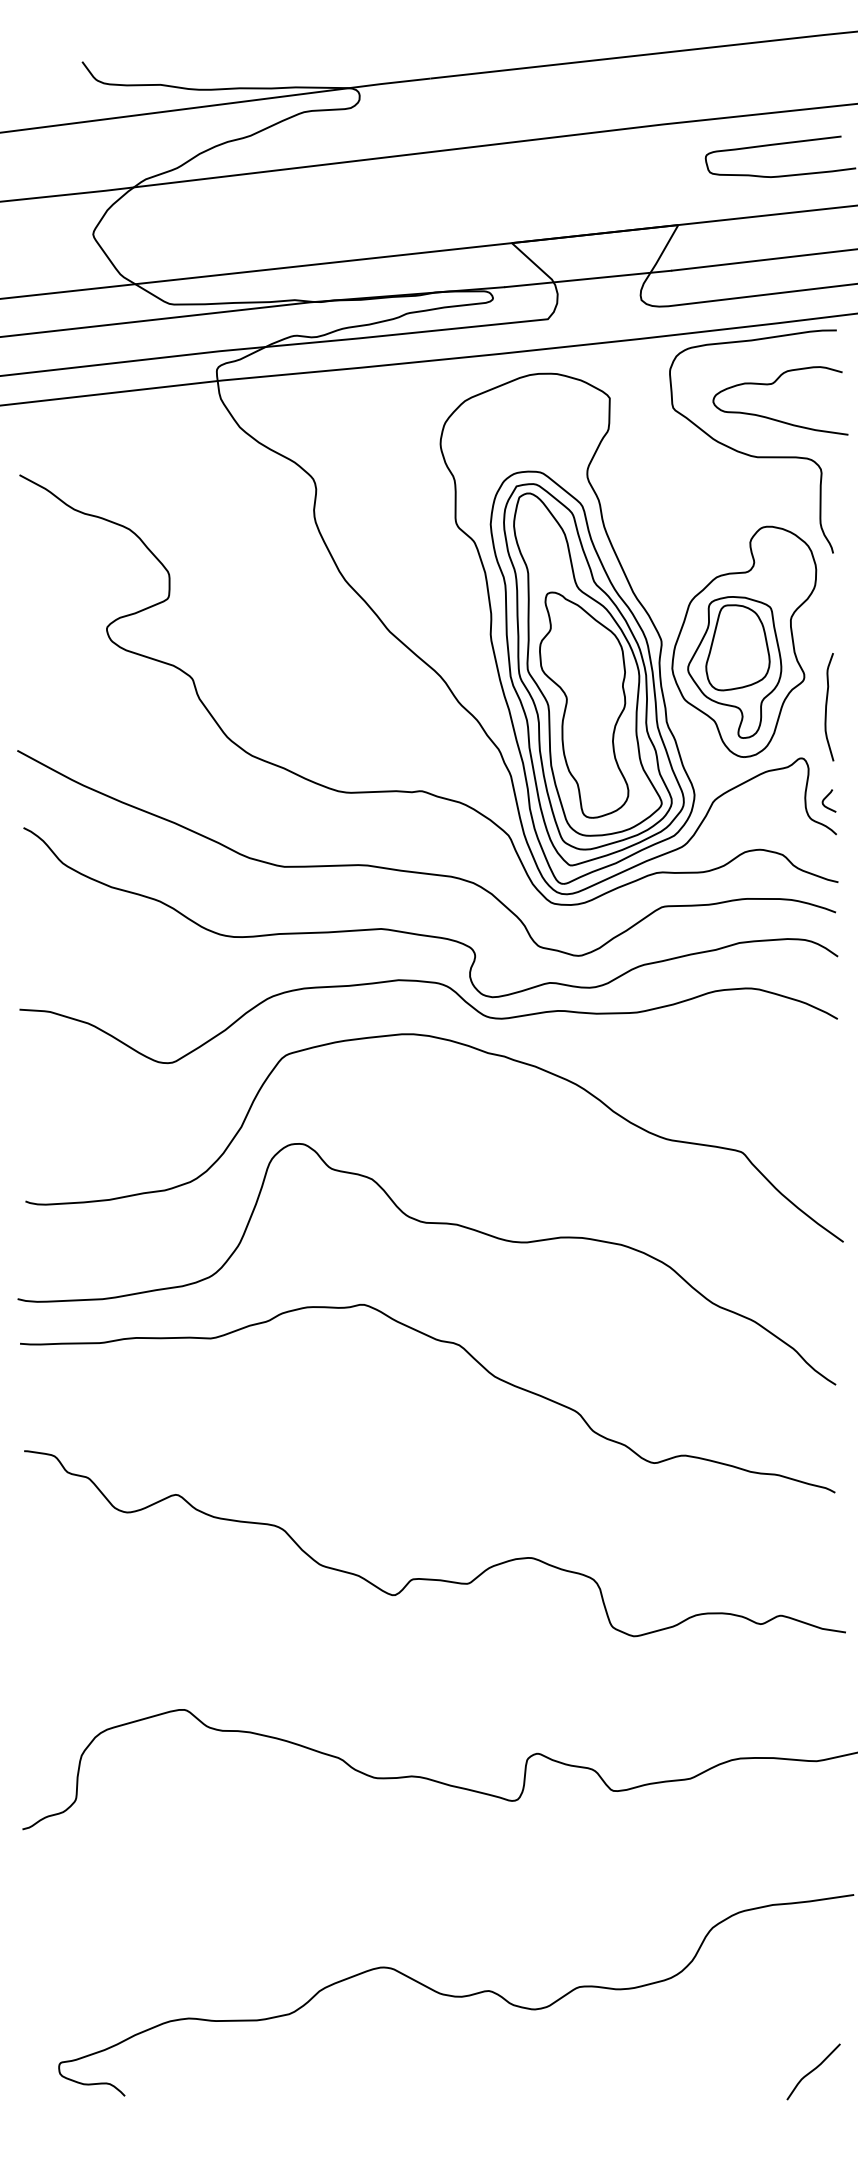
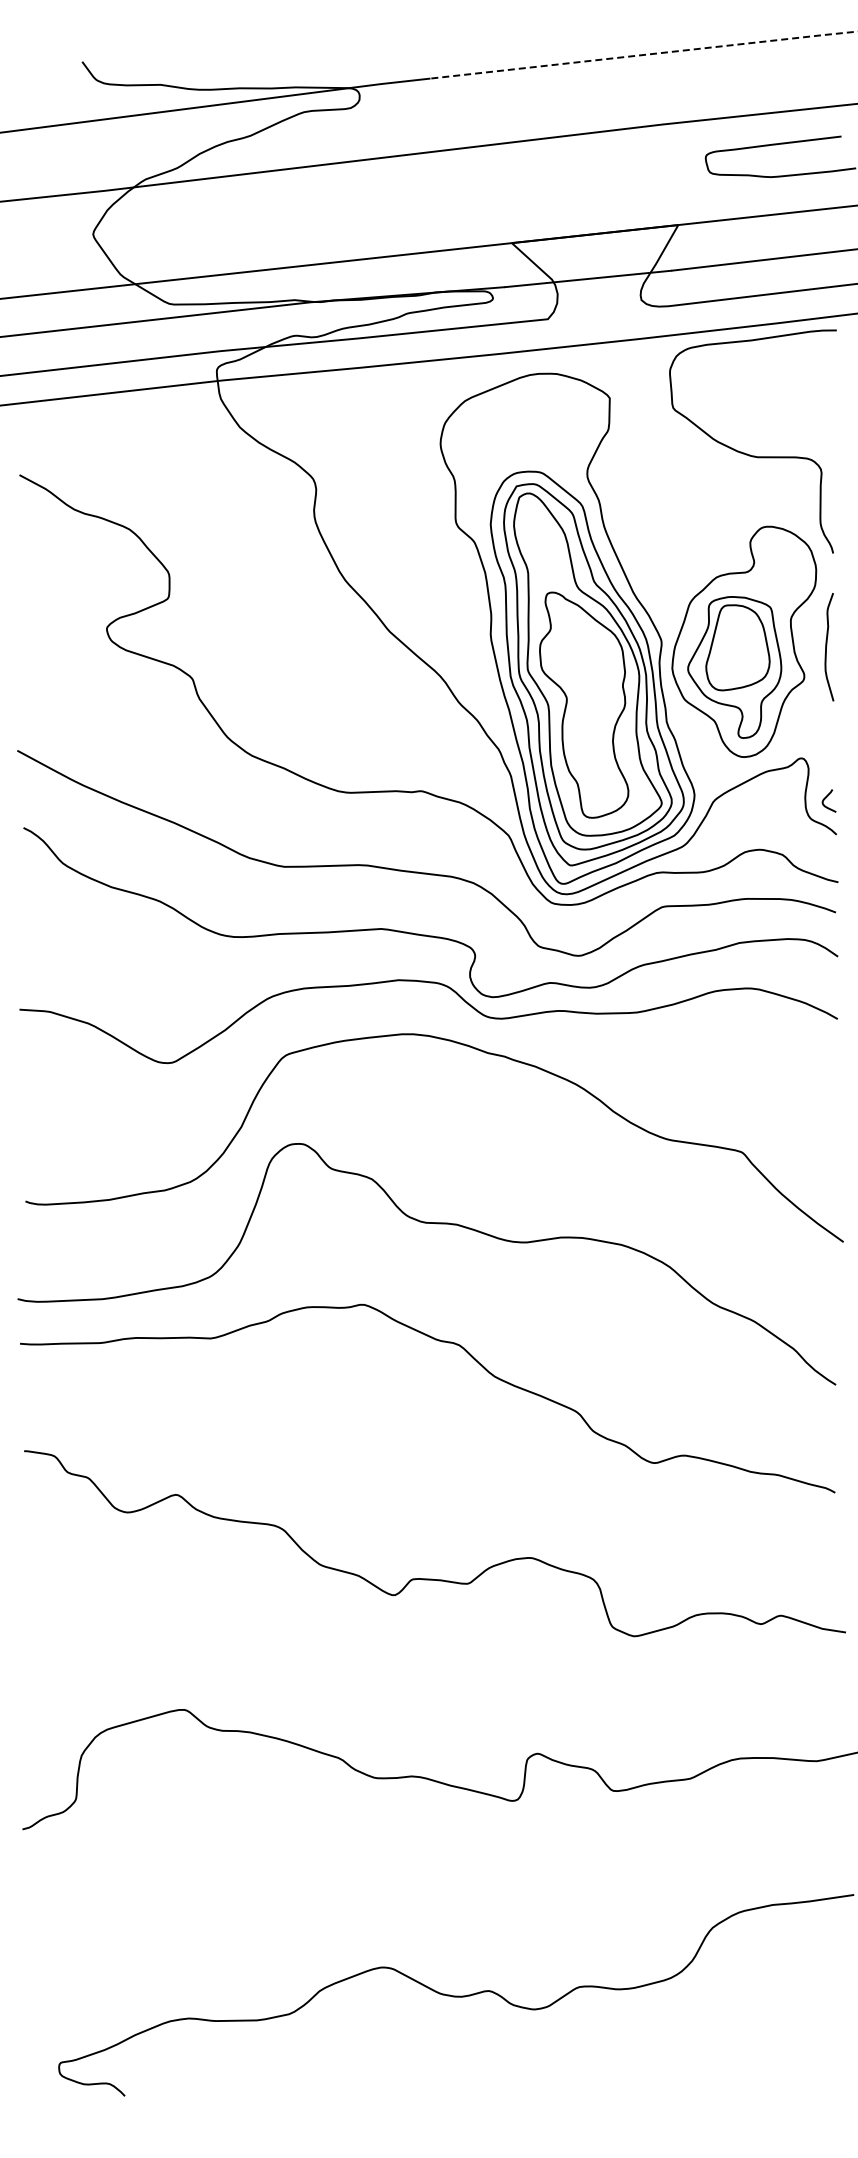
line: solid -> dashed (643, 54)
curve: present -> none (772, 384)
curve position: (827, 705) -> (827, 645) (827, 645)
curve: present -> none (813, 2071)
